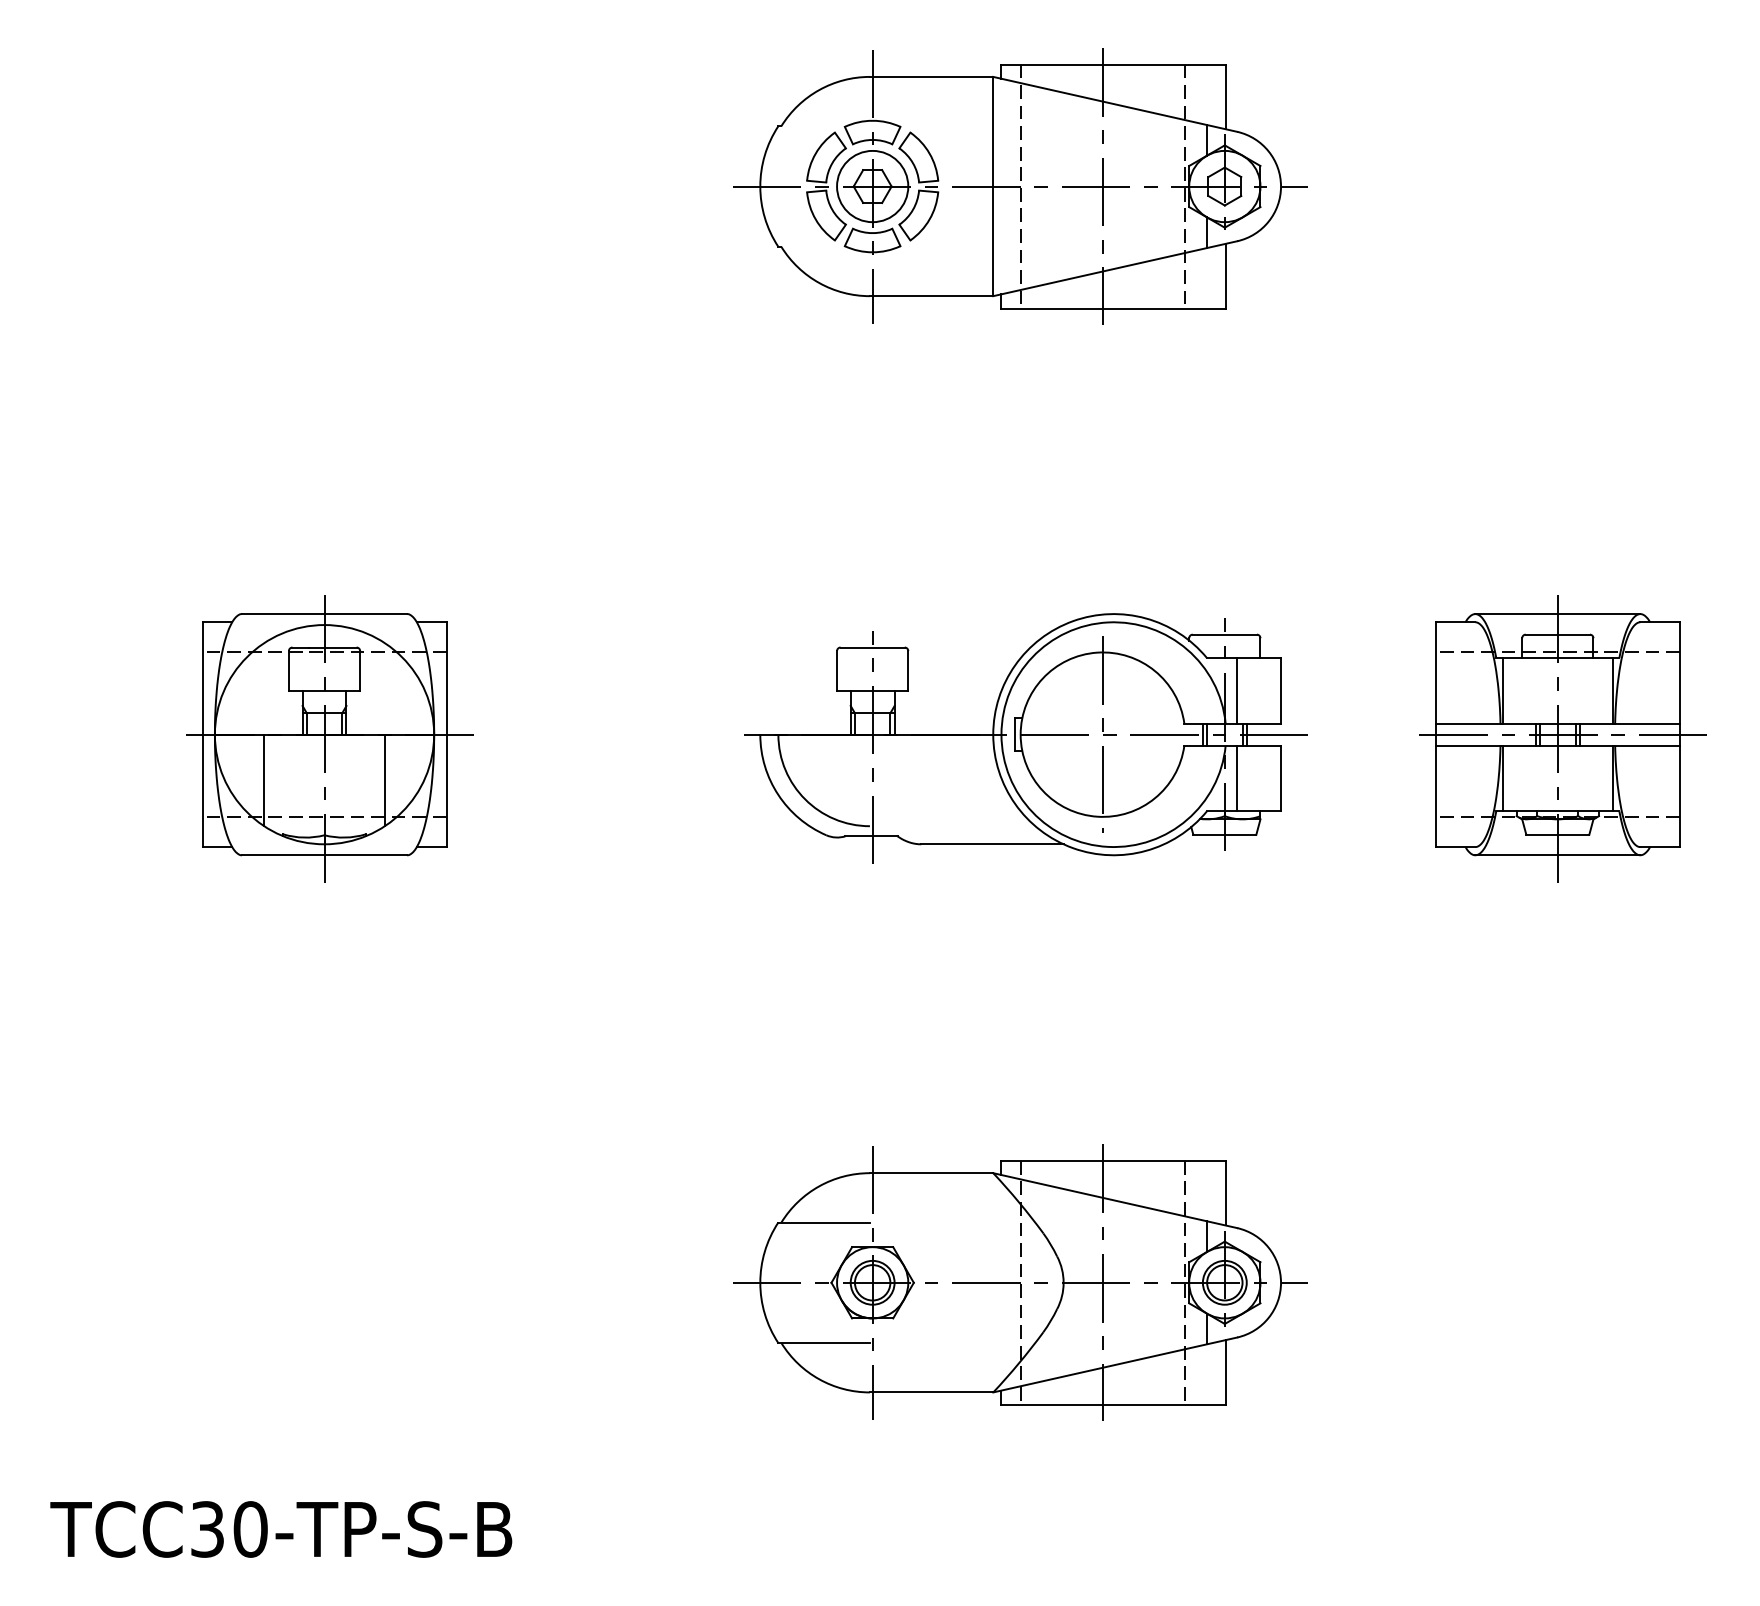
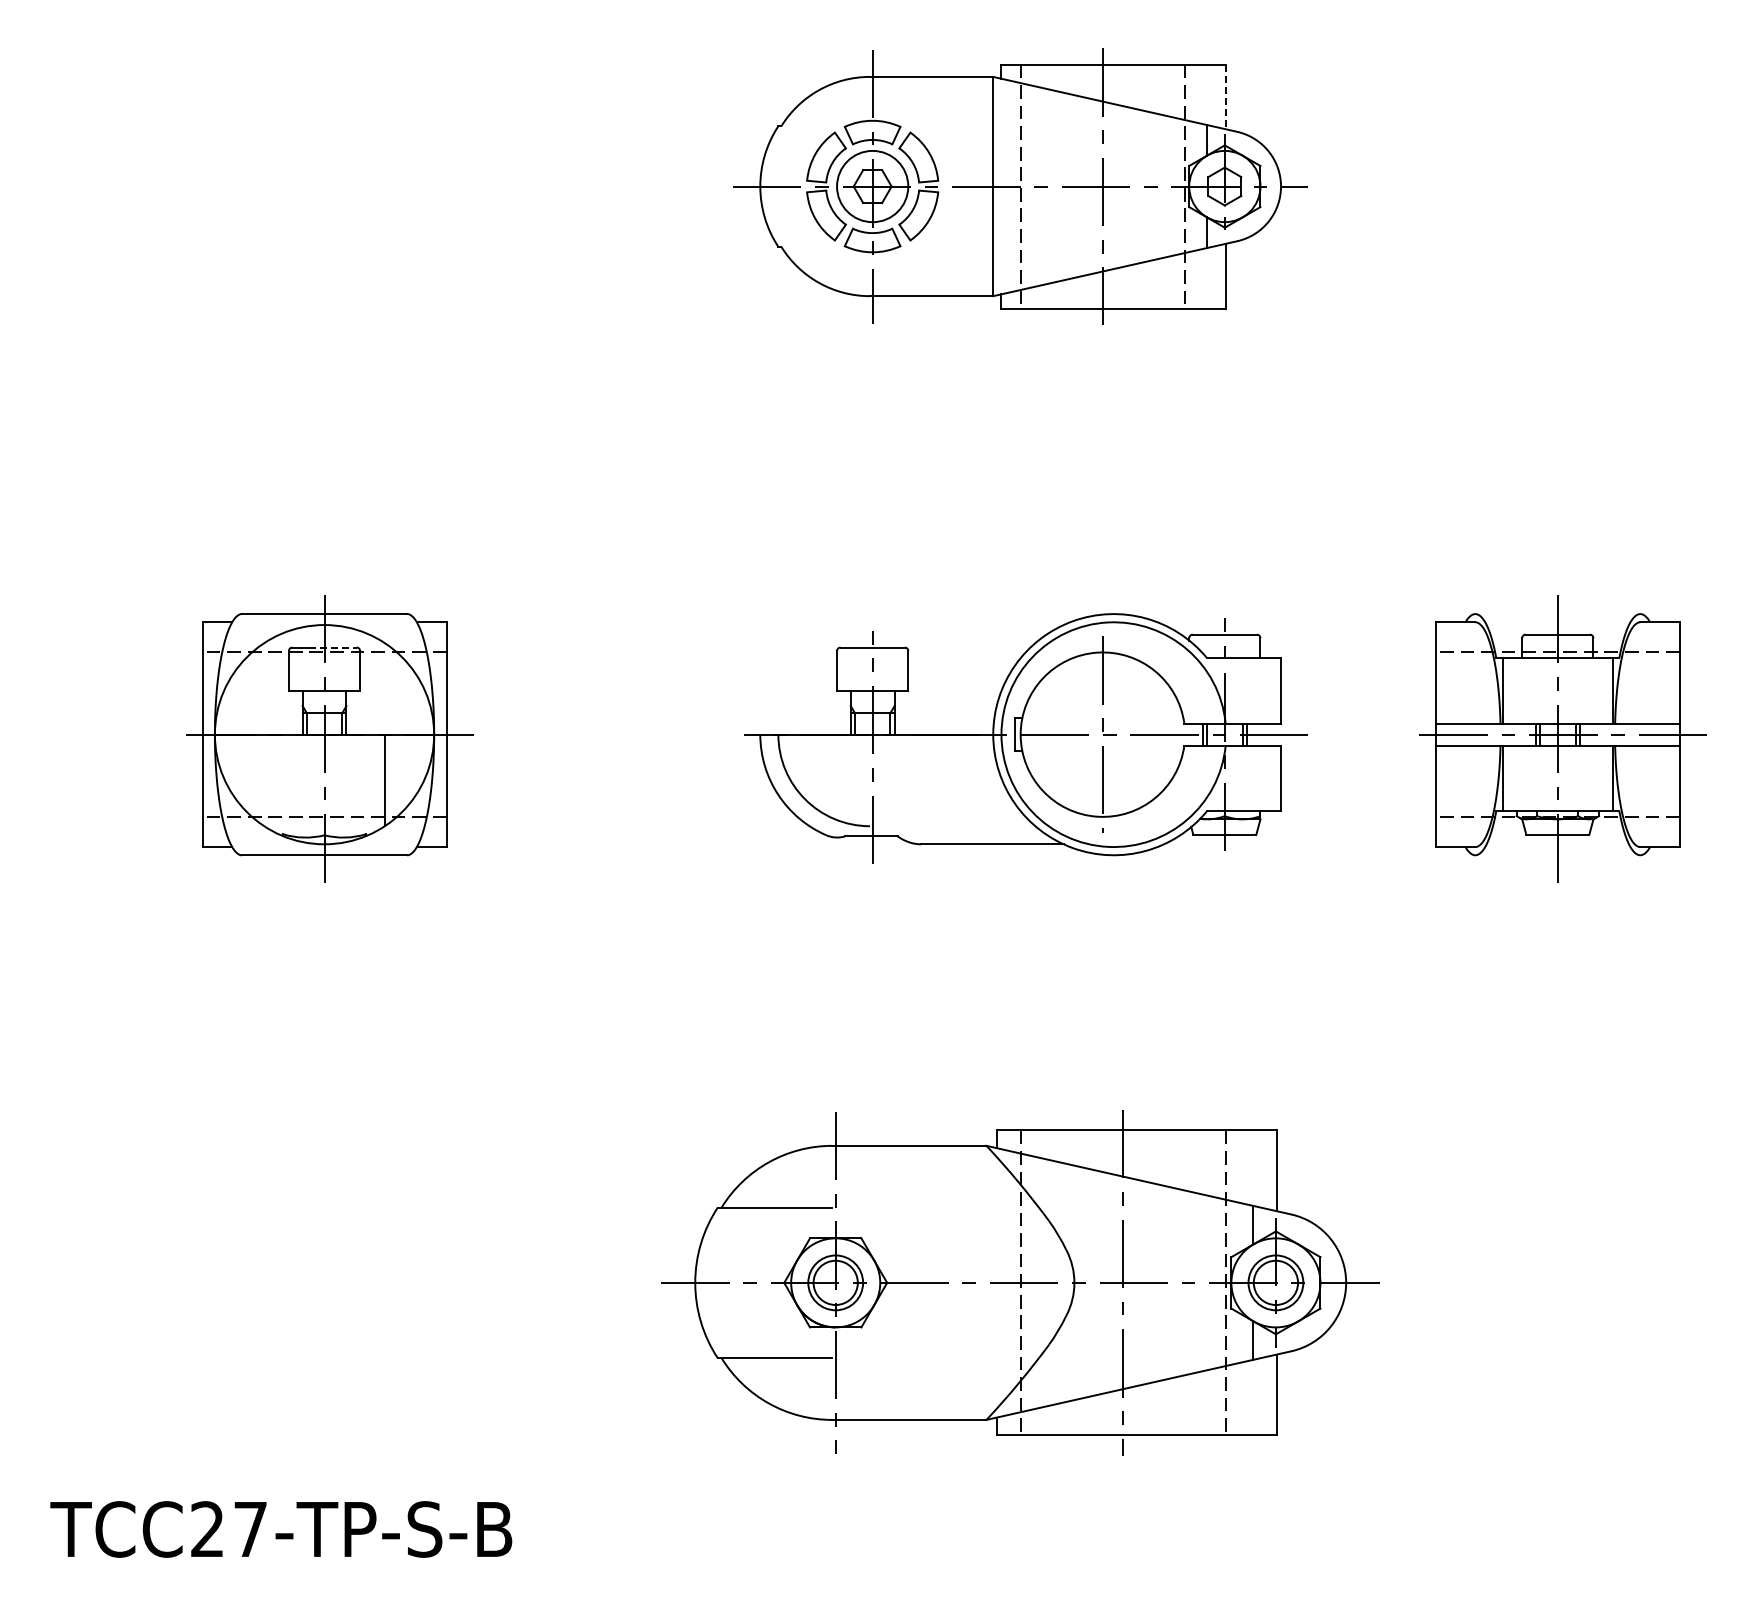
line: solid -> dashed (1225, 97)
line: present -> none (1557, 614)
line: solid -> dashed (333, 647)
line: present -> none (1237, 690)
line: present -> none (1237, 778)
line: present -> none (264, 780)
line: present -> none (1557, 855)
part size: 575x277 px -> 719x346 px (1020, 1282)
text: TCC30-TP-S-B -> TCC27-TP-S-B (229, 1529)
